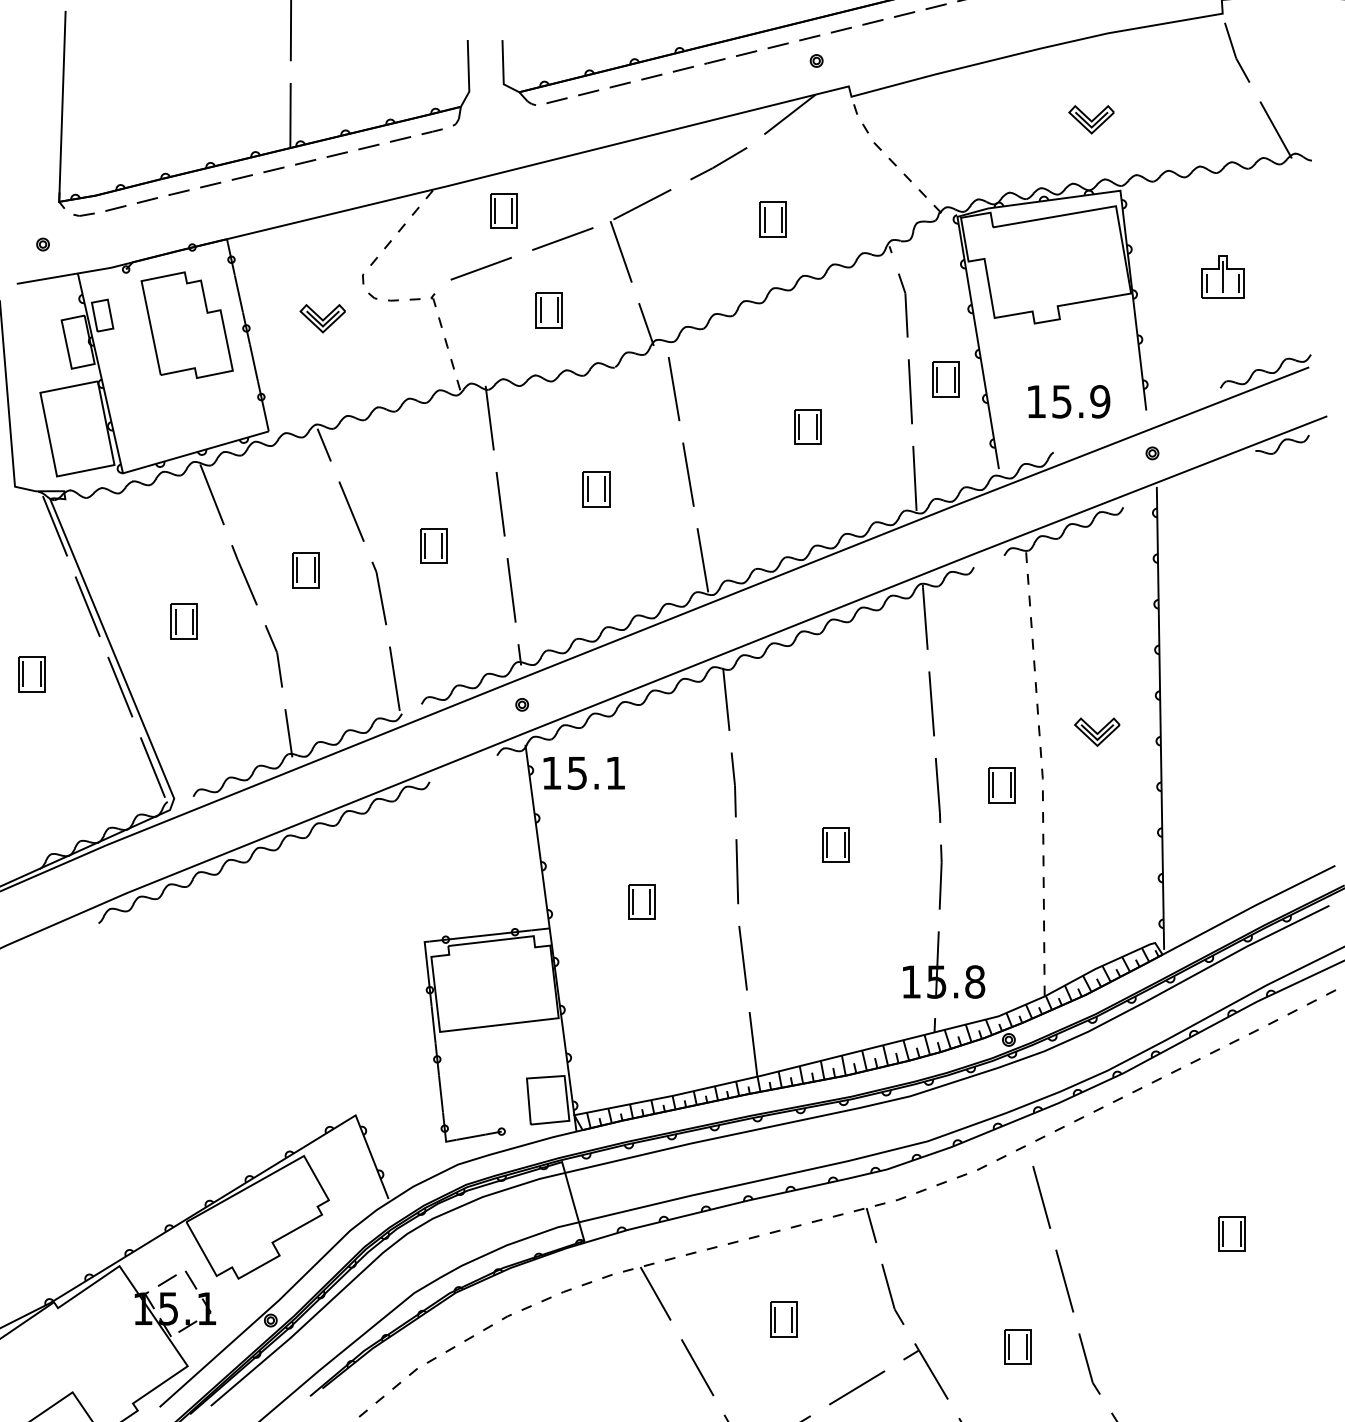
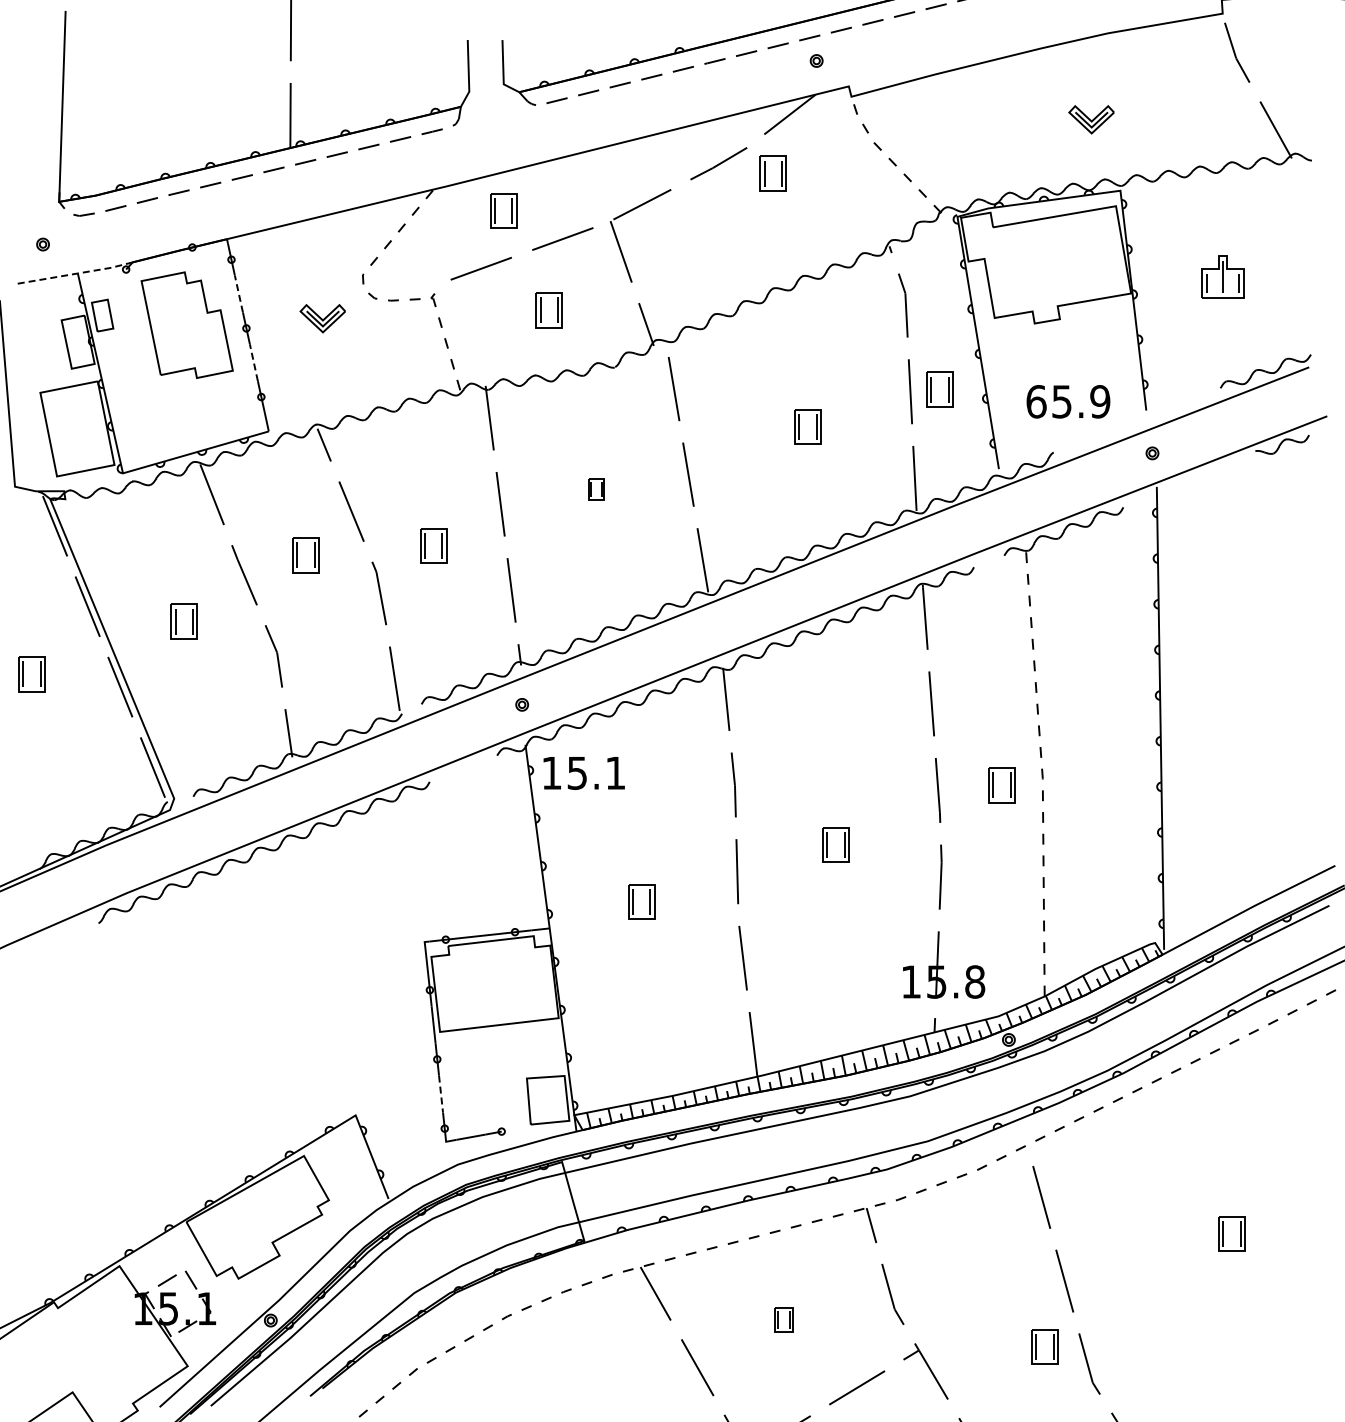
part position: (772, 219) -> (772, 173) (772, 173)
line: solid -> dashed (75, 273)
line: solid -> dashed (238, 294)
line: solid -> dashed (253, 362)
part position: (945, 379) -> (939, 389) (939, 389)
text: 15.9 -> 65.9 (1036, 401)
part size: 29x37 px -> 17x23 px (596, 489)
part position: (305, 570) -> (305, 555) (305, 555)
part: present -> none (1097, 731)
line: solid -> dashed (441, 1094)
part size: 28x37 px -> 20x26 px (783, 1319)
part position: (1017, 1346) -> (1044, 1346) (1044, 1346)
